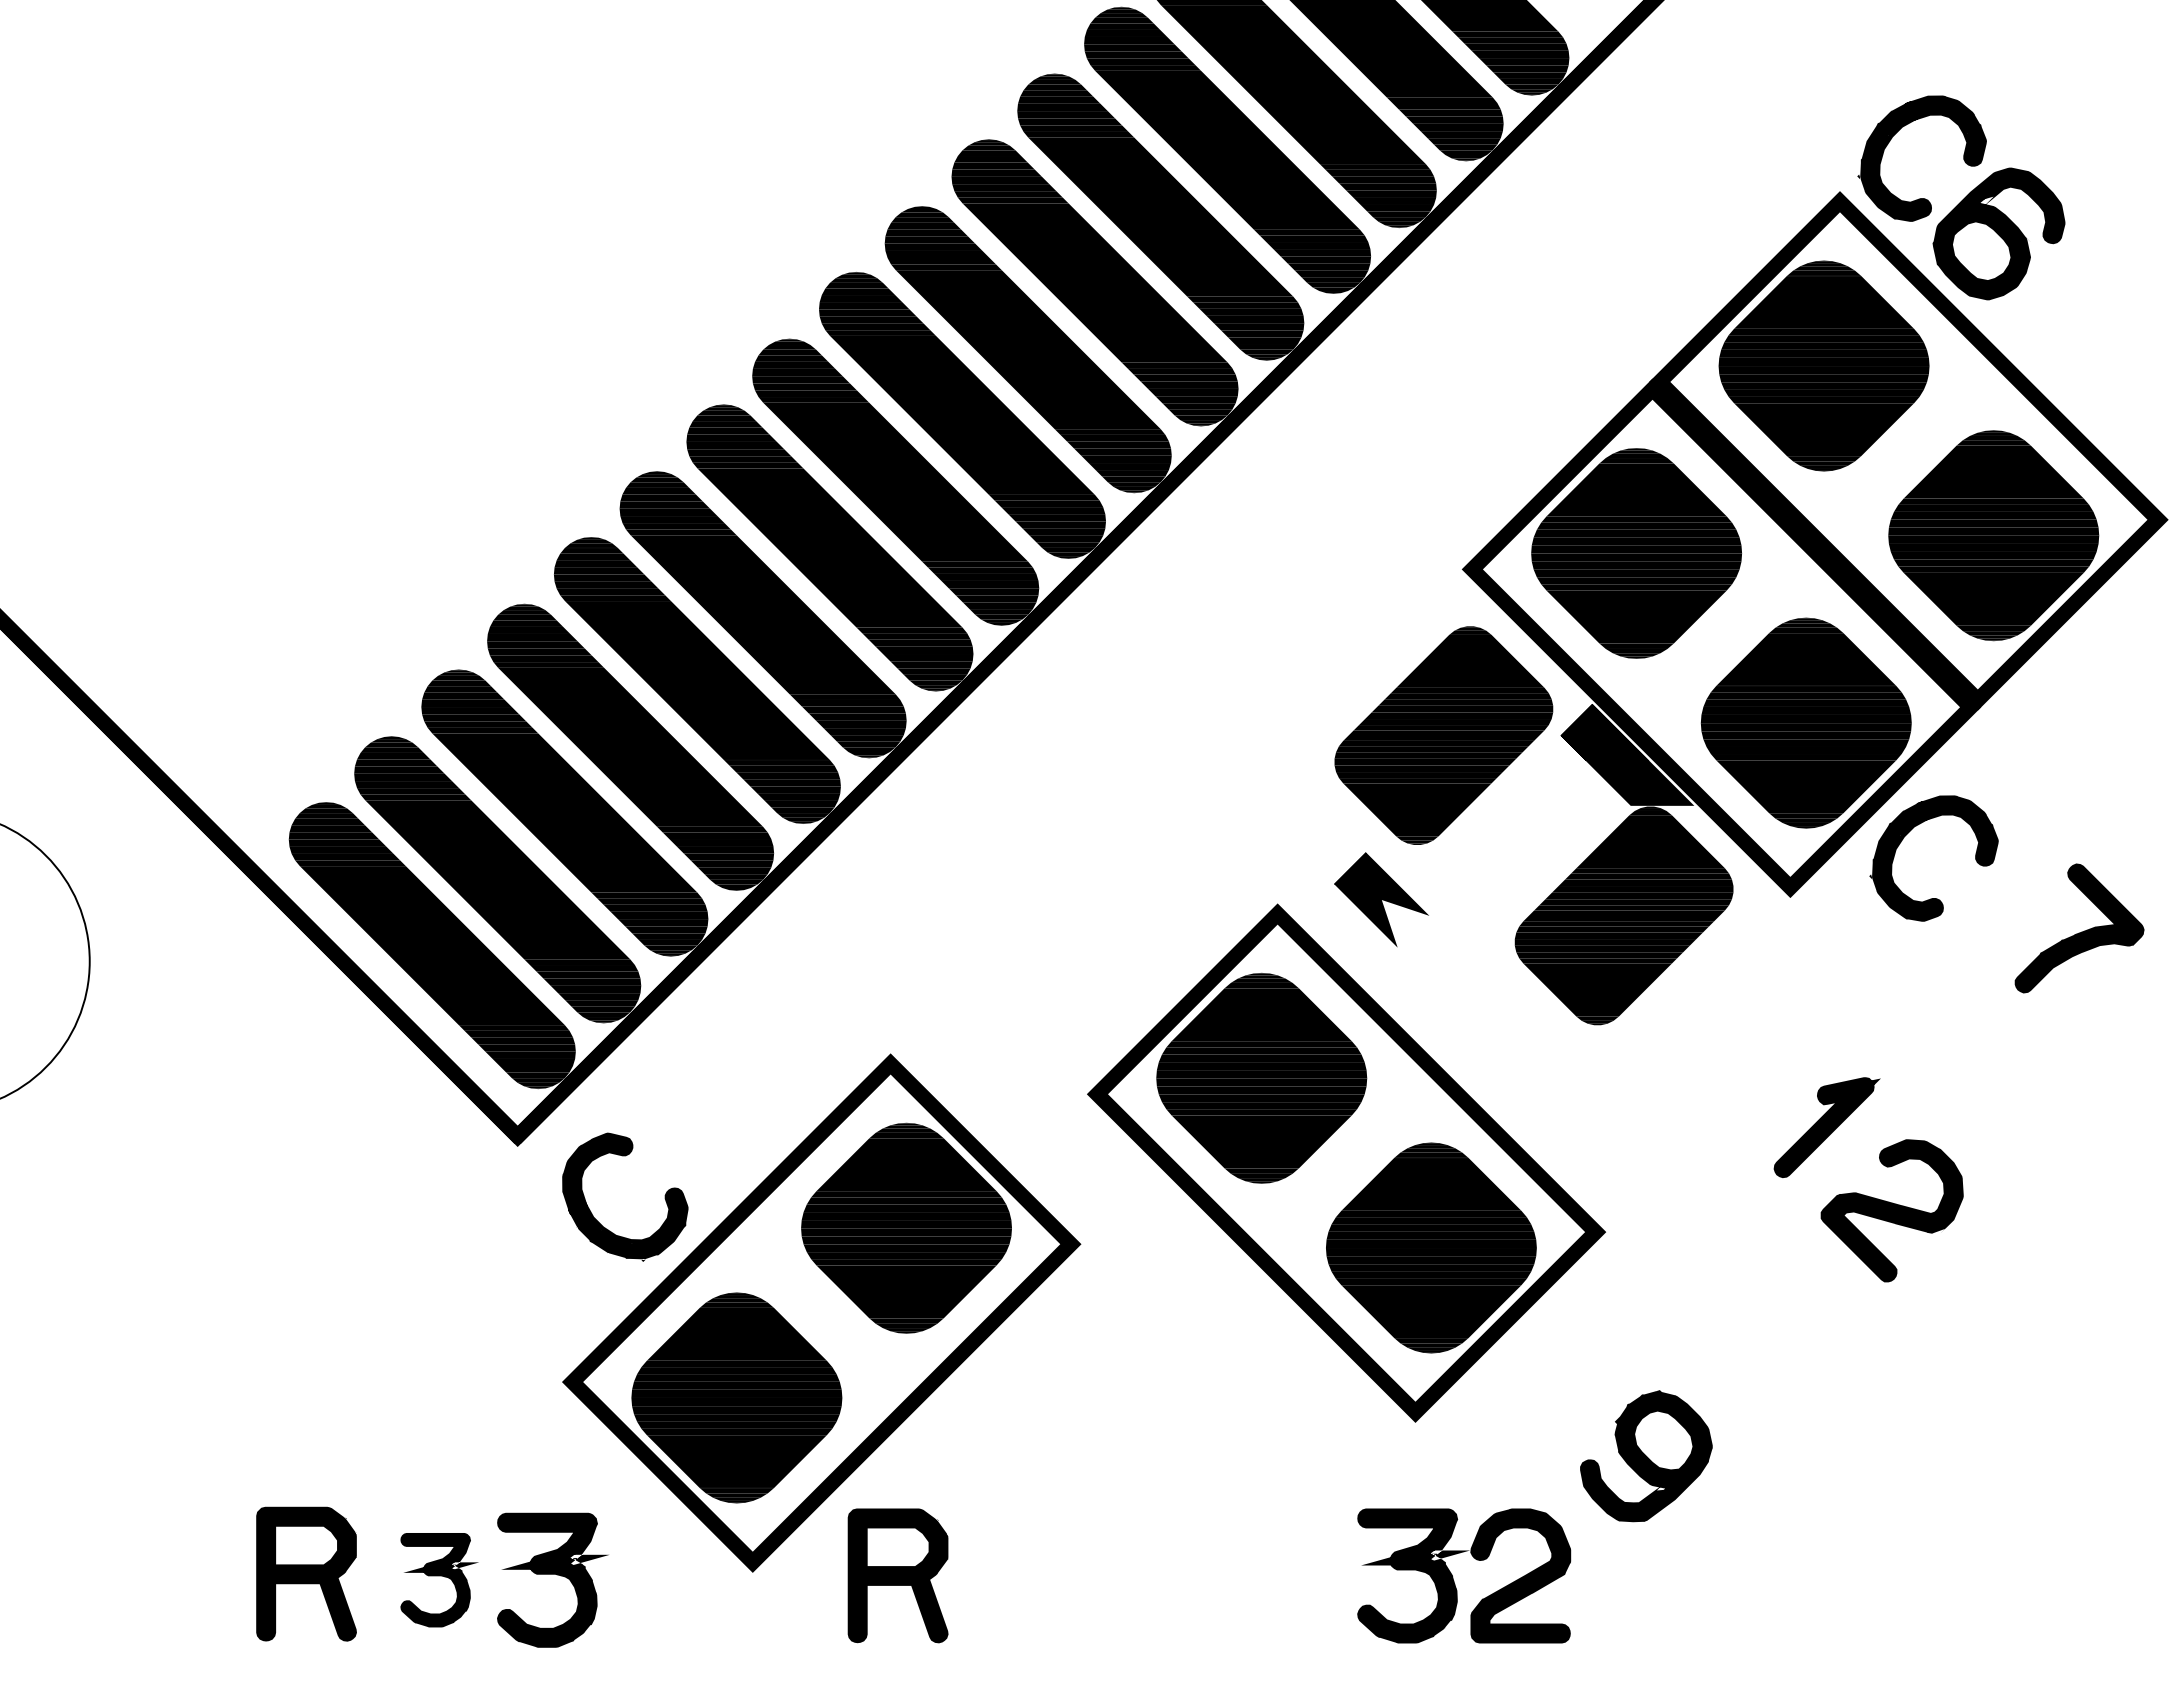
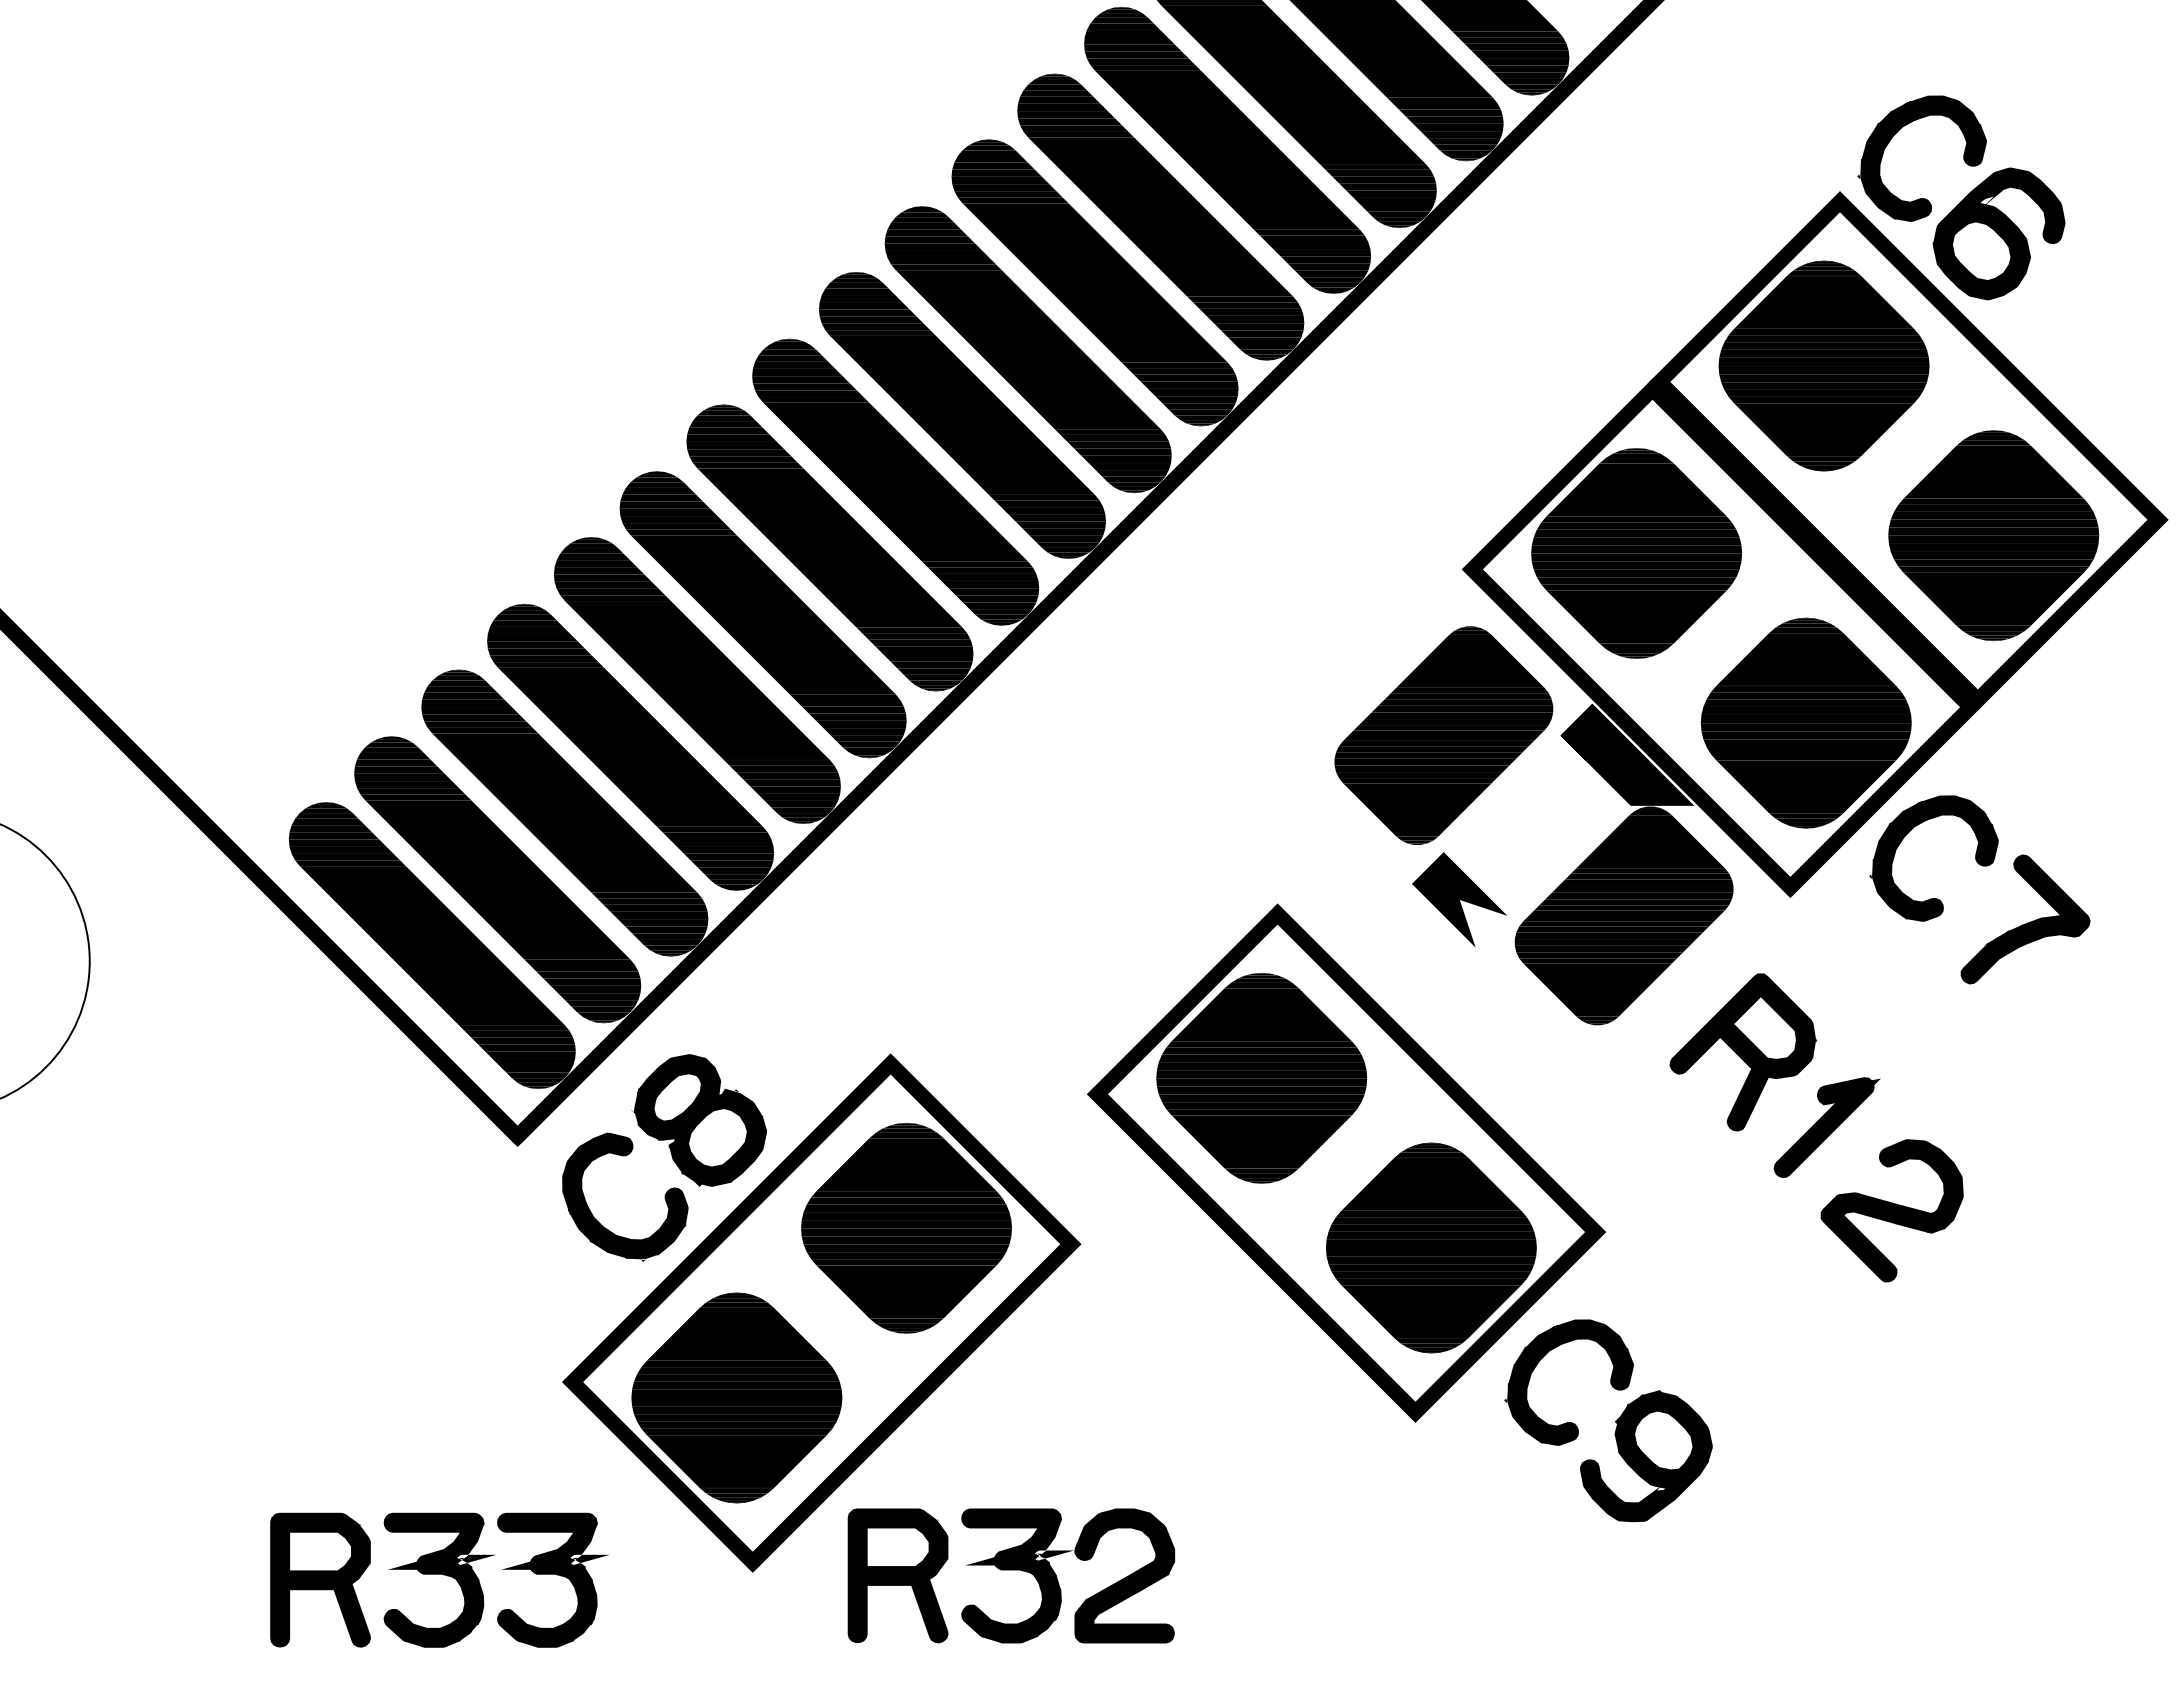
part position: (1381, 899) -> (1459, 899) (1459, 899)
part position: (2079, 928) -> (2025, 919) (2025, 919)
part: none -> present (1743, 1052)
part: none -> present (698, 1120)
part: none -> present (1539, 1362)
part position: (306, 1573) -> (320, 1579) (320, 1579)
part position: (1453, 1577) -> (1057, 1577) (1057, 1577)
part size: 79x95 px -> 113x136 px (439, 1579)
